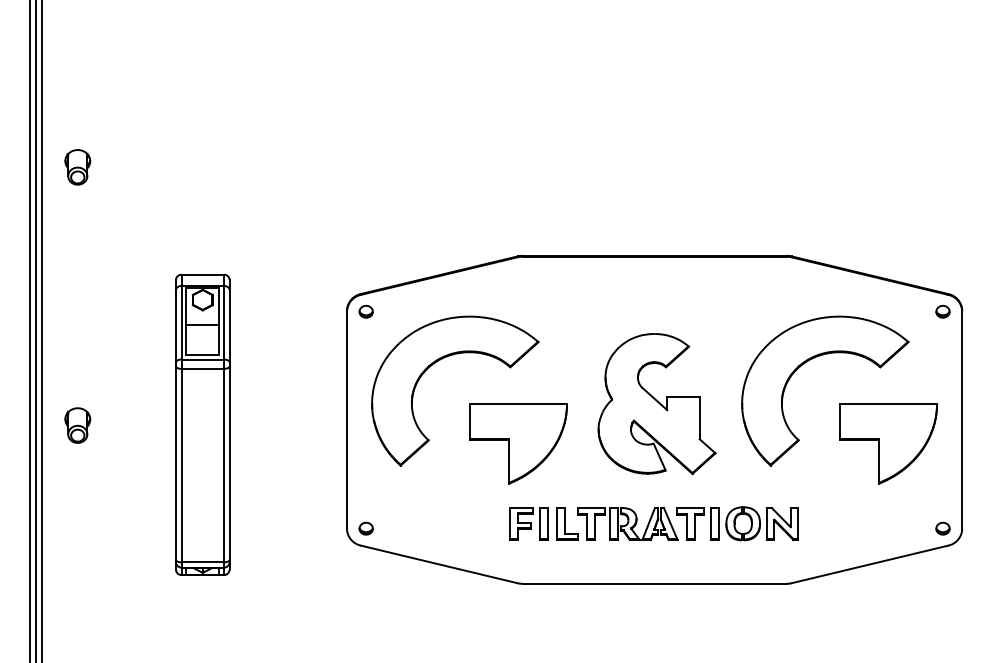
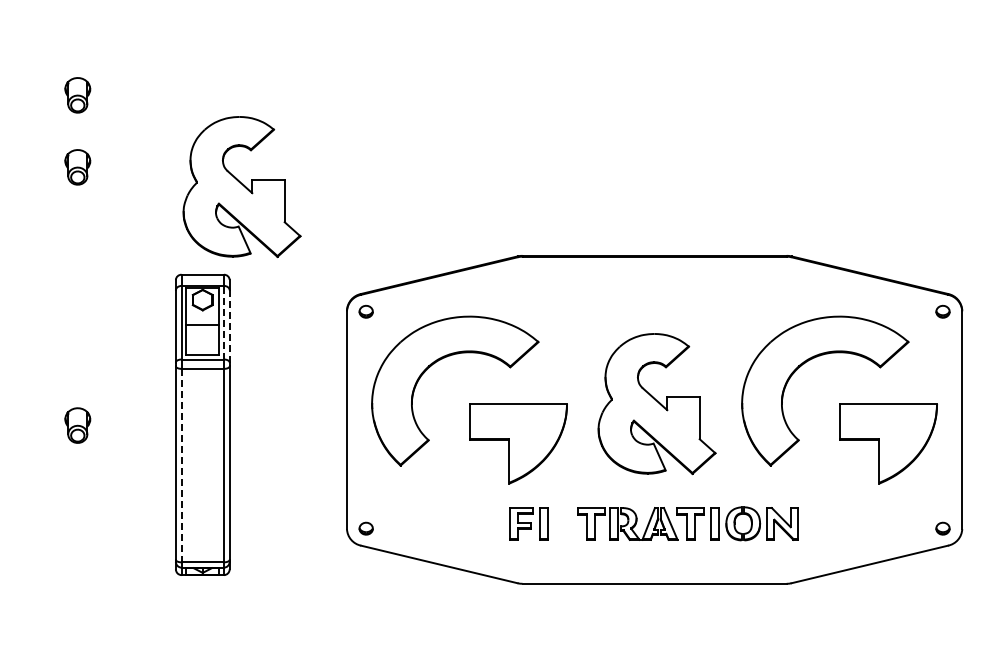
part: none -> present (77, 95)
part: none -> present (241, 187)
line: solid -> dashed (223, 322)
line: solid -> dashed (229, 326)
line: present -> none (29, 330)
line: present -> none (35, 330)
line: present -> none (42, 330)
line: solid -> dashed (181, 465)
part: present -> none (567, 523)
